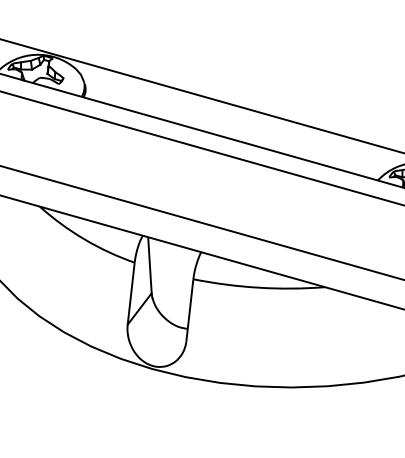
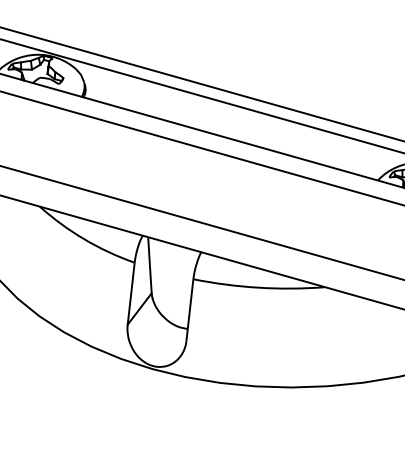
line: none -> present (201, 84)
